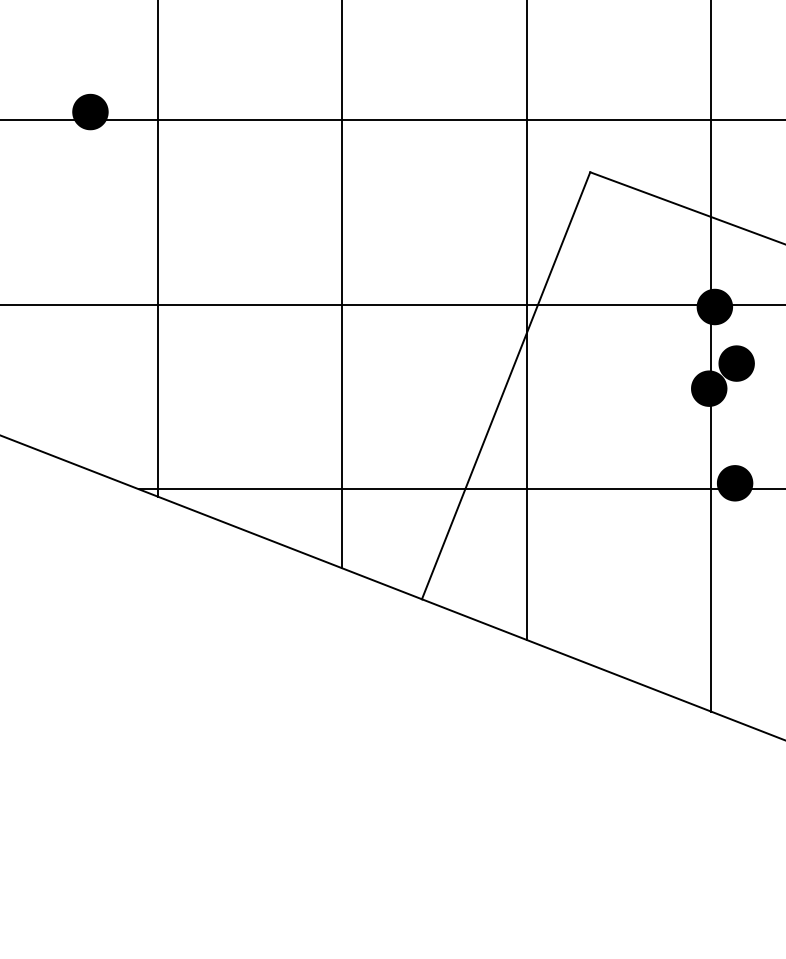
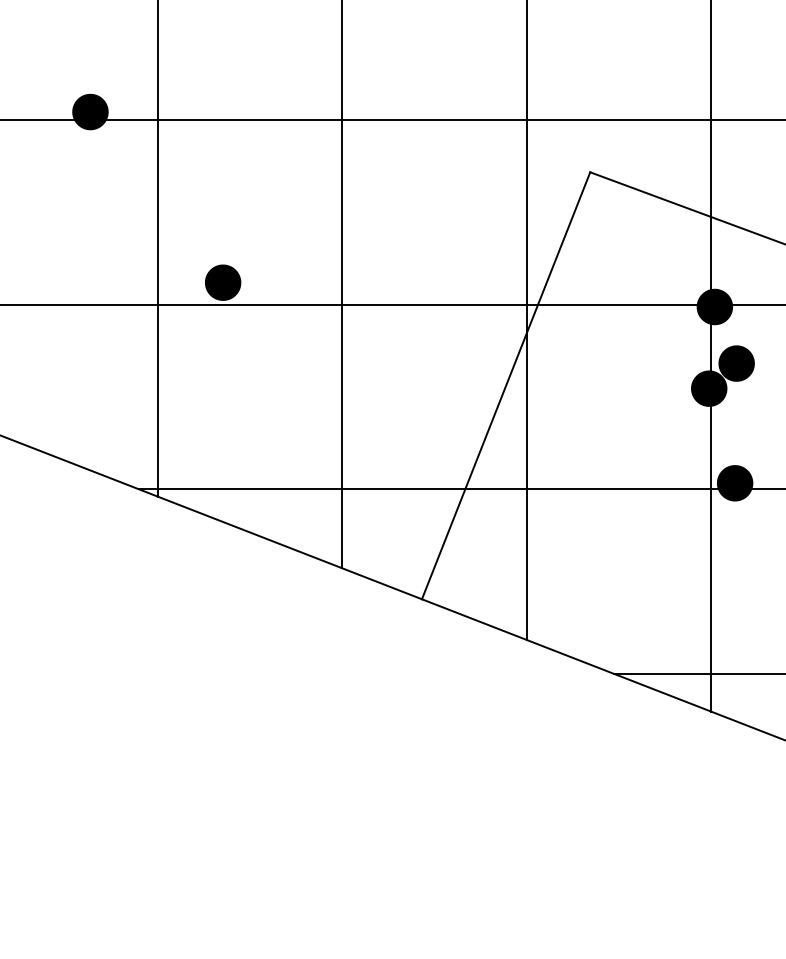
fill: none -> present (222, 282)
line: none -> present (698, 673)
